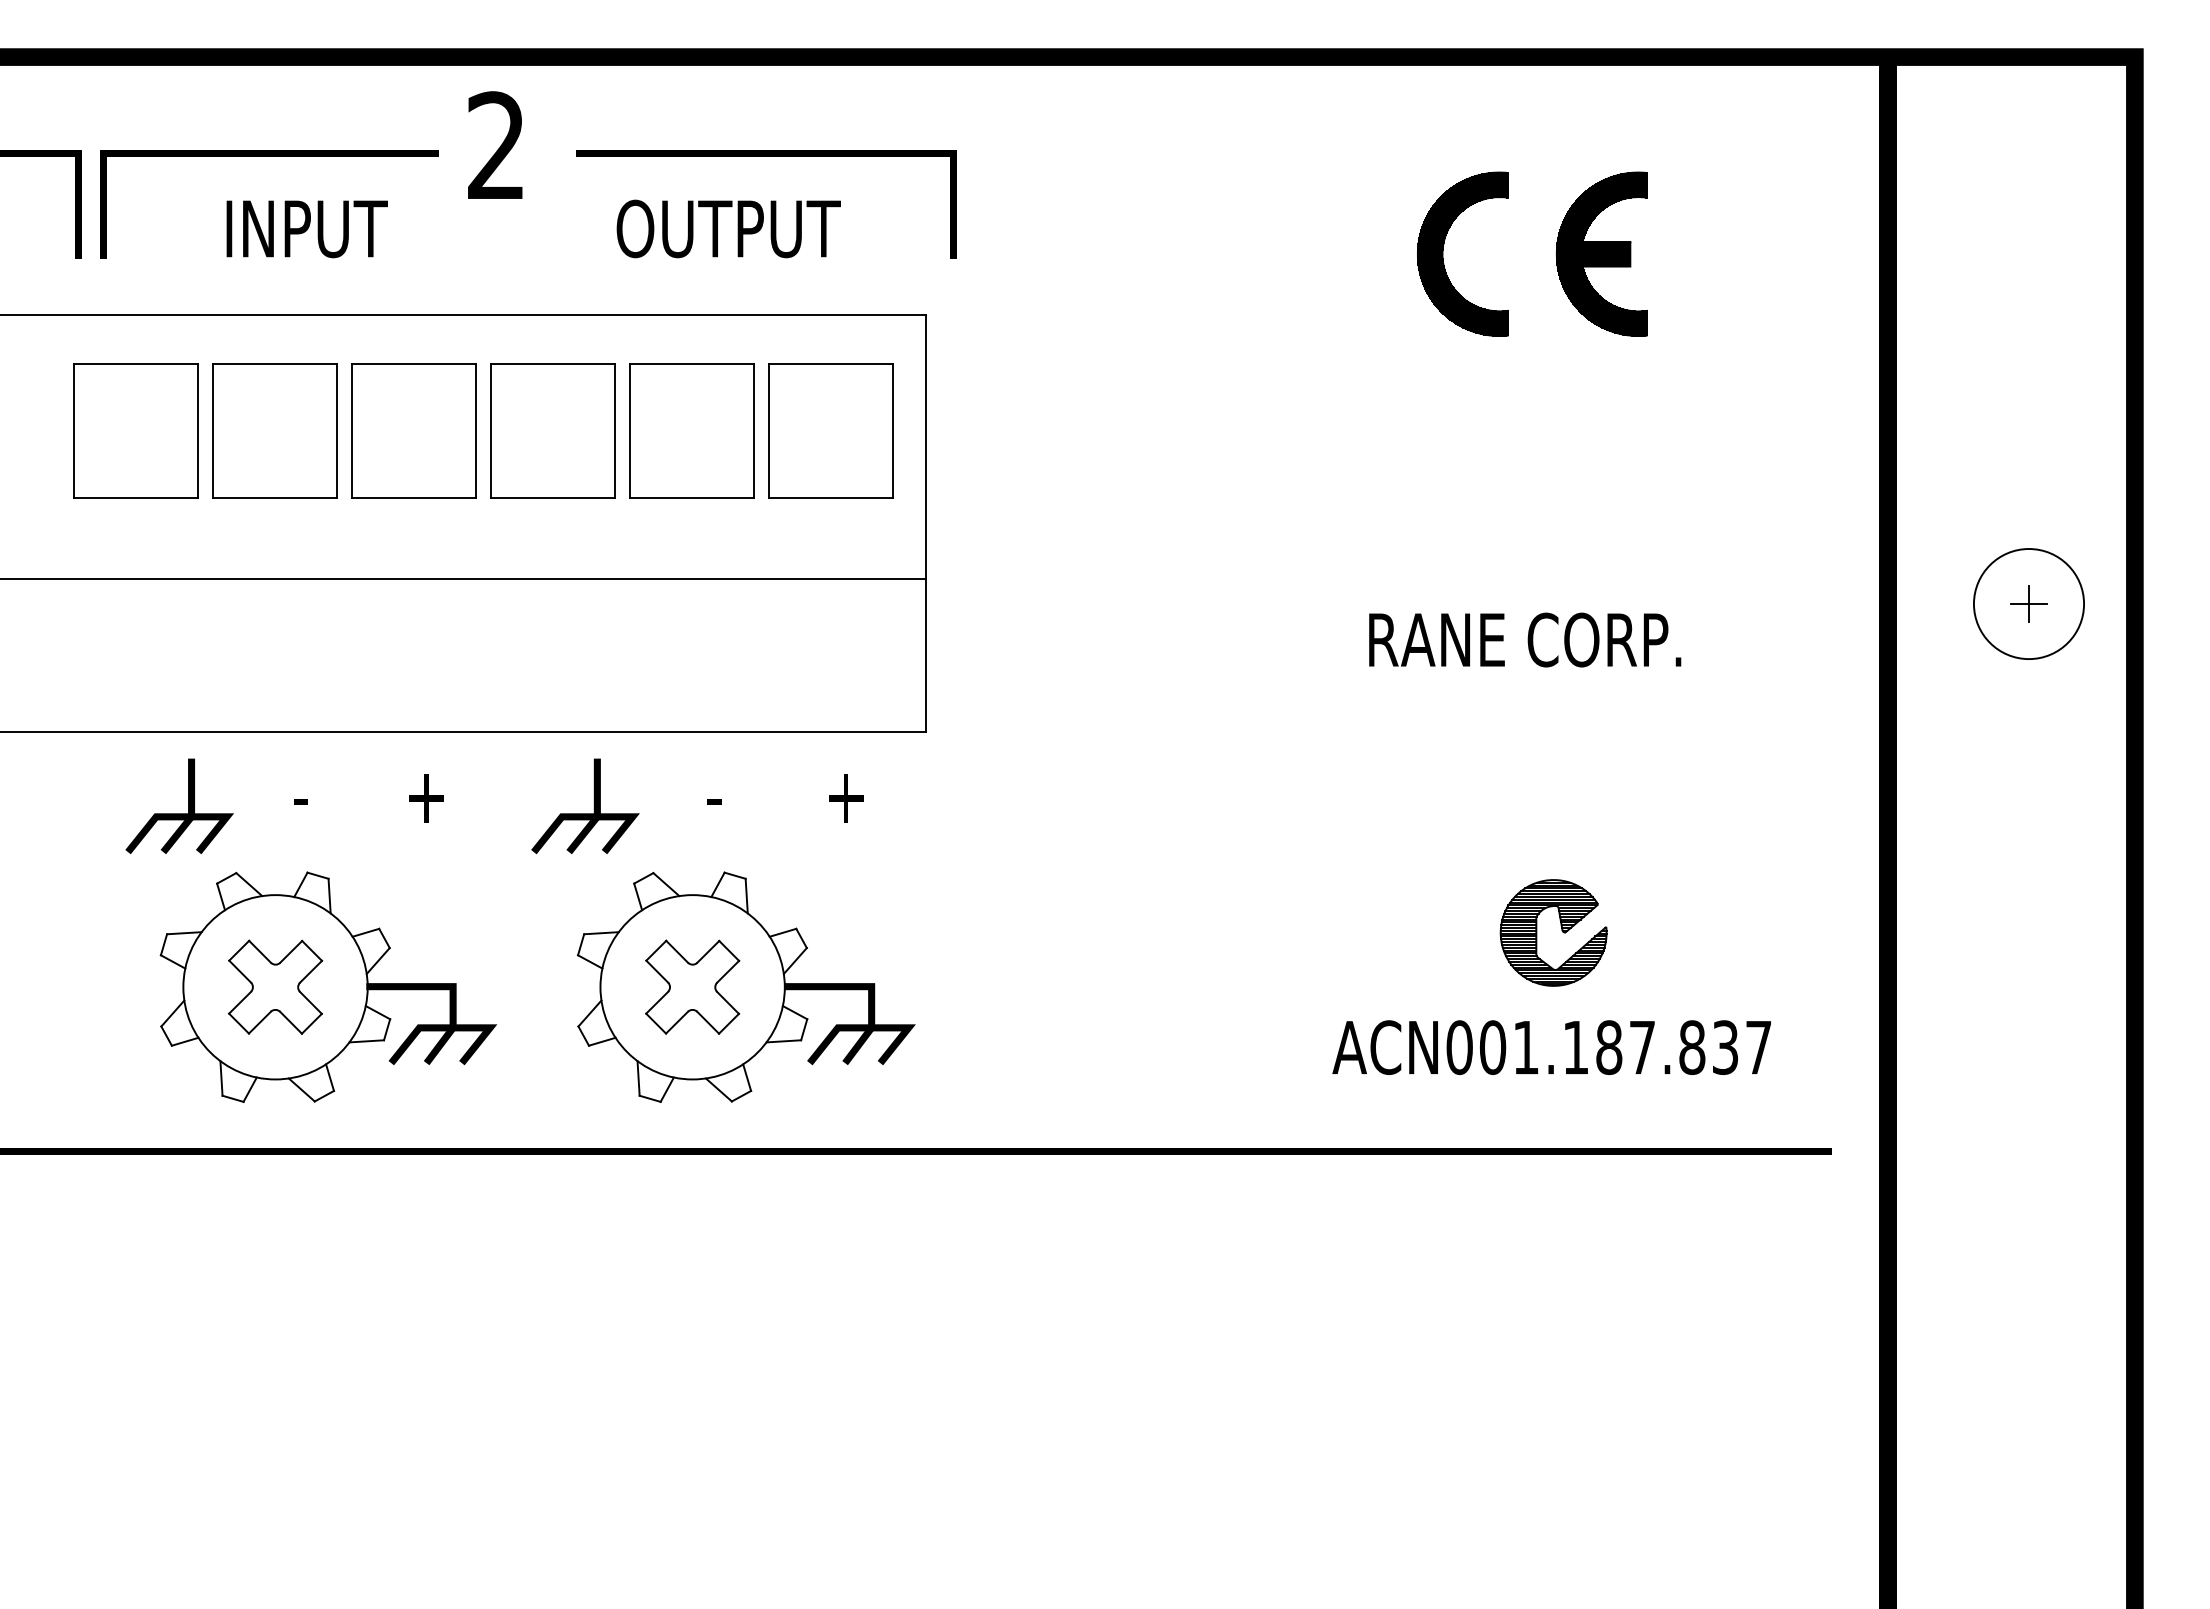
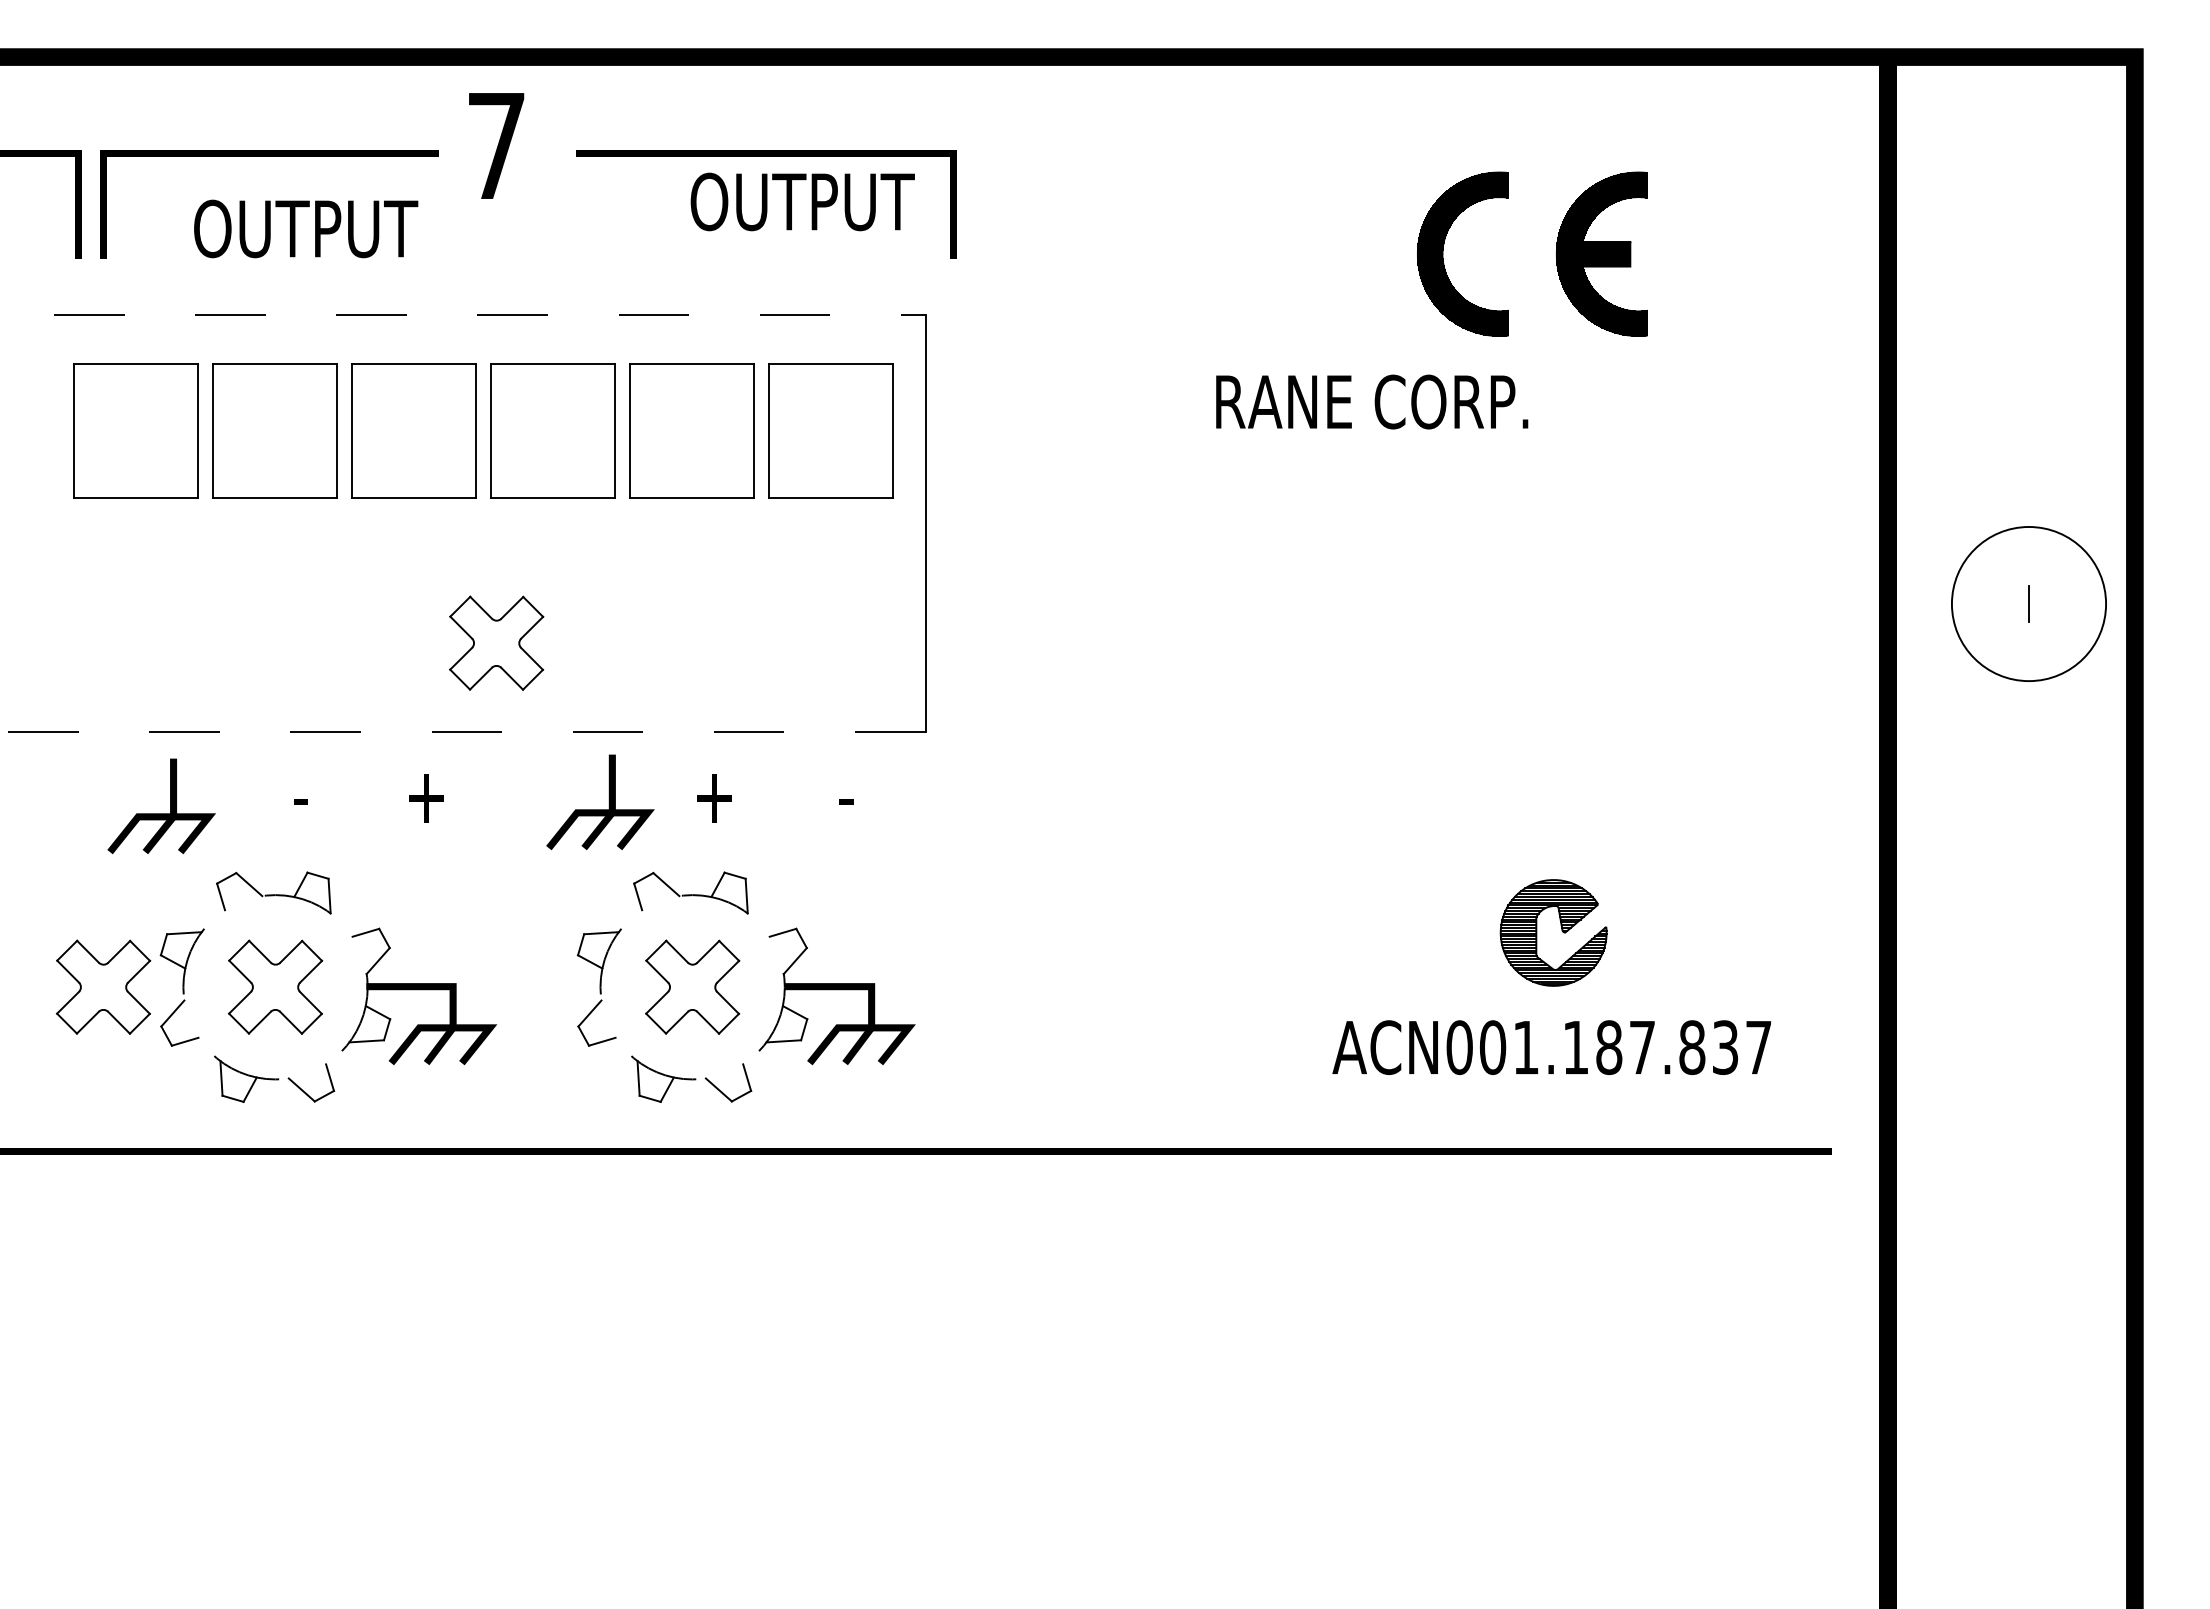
text: 2 -> 7 (496, 144)
text: INPUT -> OUTPUT (306, 228)
text position: (728, 228) -> (802, 201) (802, 201)
line: solid -> dashed (463, 315)
line: present -> none (463, 579)
circle diameter: 110 px -> 154 px (2028, 603)
line: present -> none (2028, 604)
text position: (1525, 639) -> (1372, 401) (1372, 401)
part: none -> present (496, 642)
line: solid -> dashed (462, 732)
text: - -> + (714, 798)
text: + -> - (846, 798)
part position: (593, 805) -> (608, 801) (608, 801)
part position: (179, 813) -> (161, 813) (161, 813)
part: none -> present (103, 986)
circle: solid -> dashed (275, 987)
circle: solid -> dashed (692, 987)
